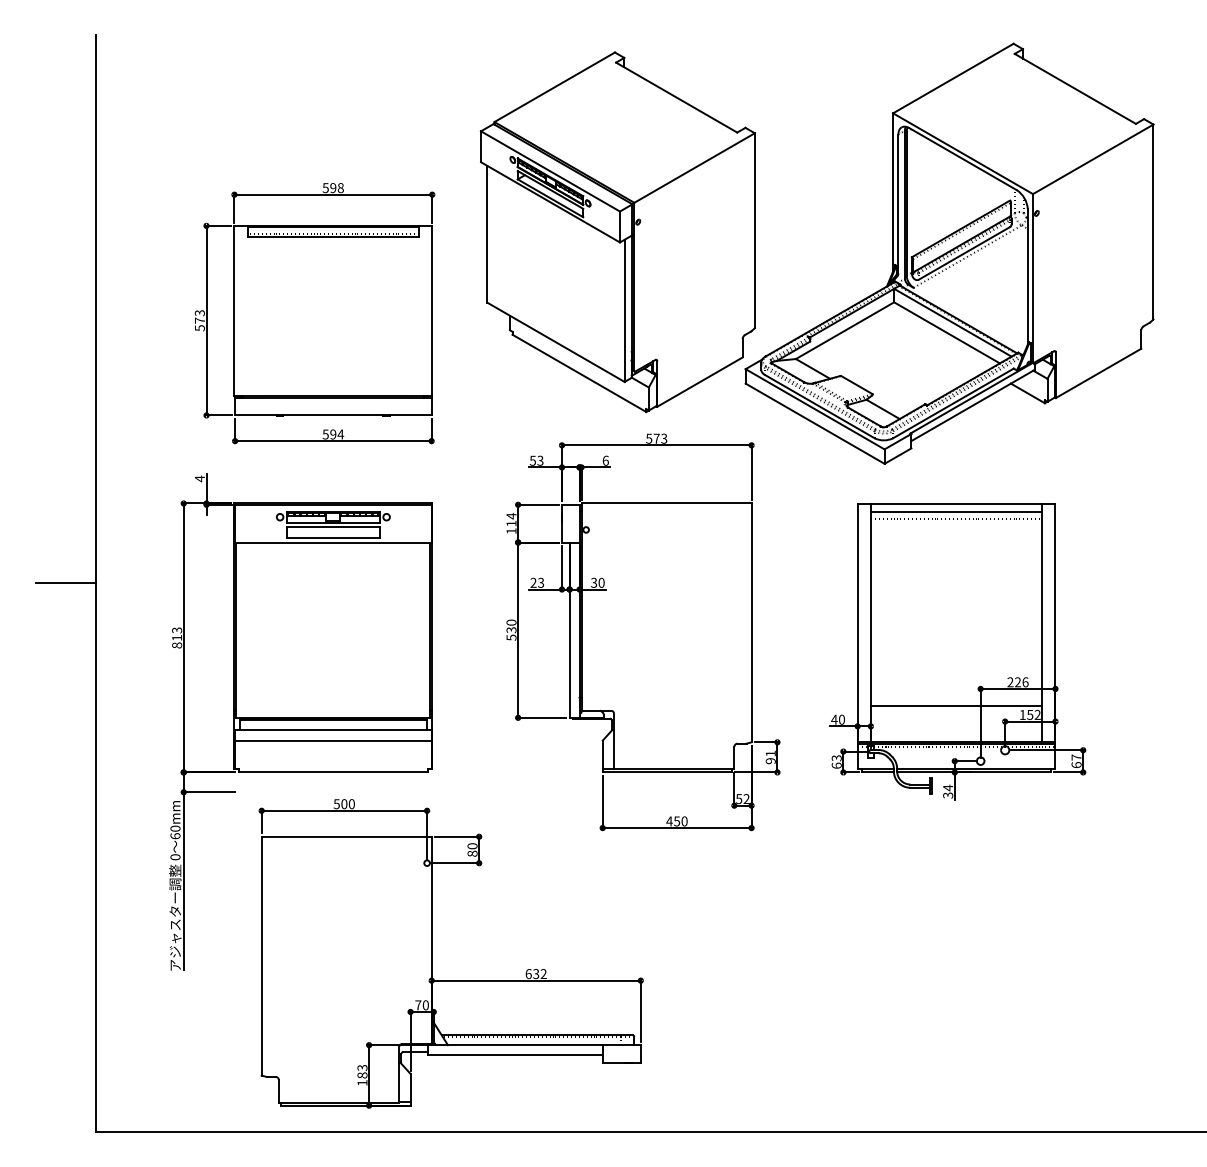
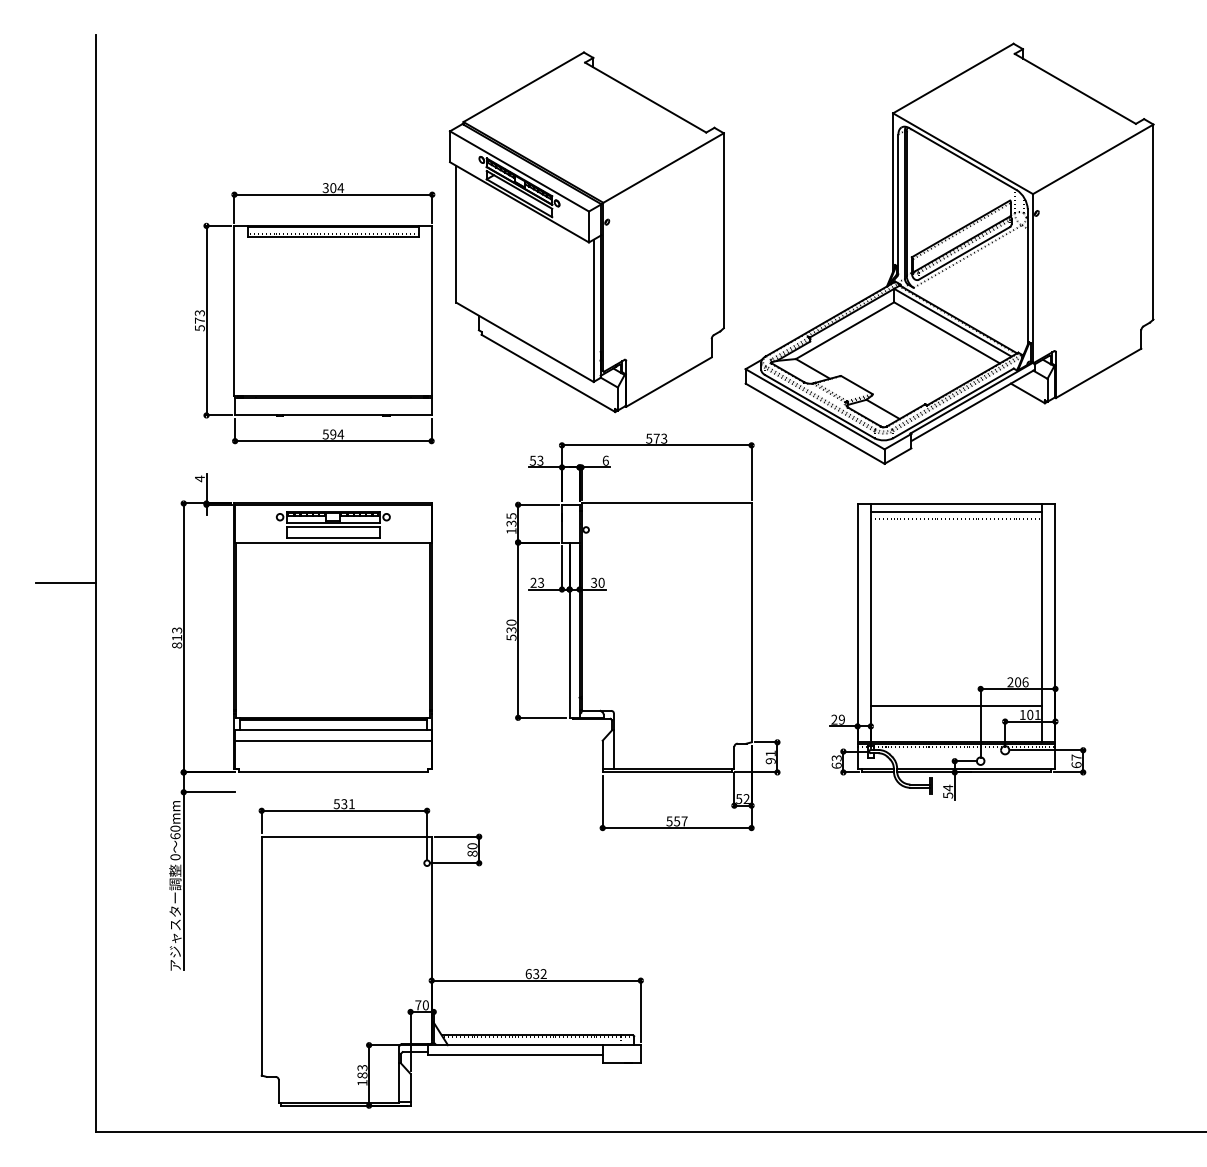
text: 598 -> 304 (333, 188)
part position: (617, 232) -> (586, 232) (586, 232)
text: 114 -> 135 (511, 519)
text: 226 -> 206 (1018, 682)
text: 152 -> 101 (1033, 714)
text: 40 -> 29 (837, 719)
text: 34 -> 54 (947, 795)
text: 500 -> 531 (347, 804)
text: 450 -> 557 (676, 821)
